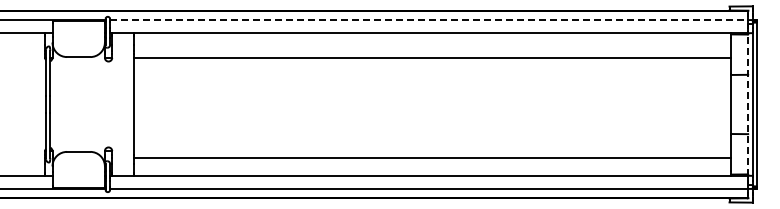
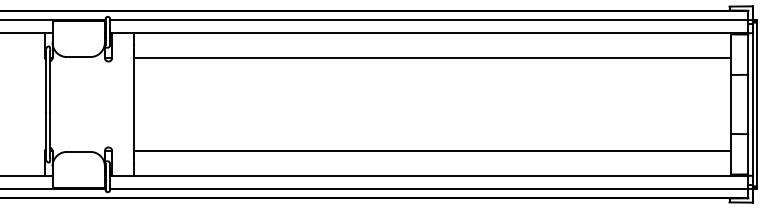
line: dashed -> solid (429, 20)
line: dashed -> solid (748, 104)
line position: (432, 157) -> (432, 150) (432, 150)
